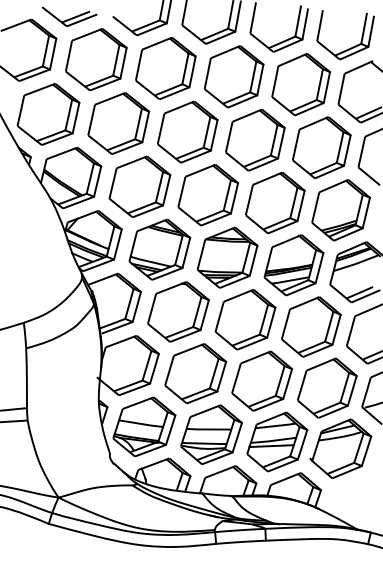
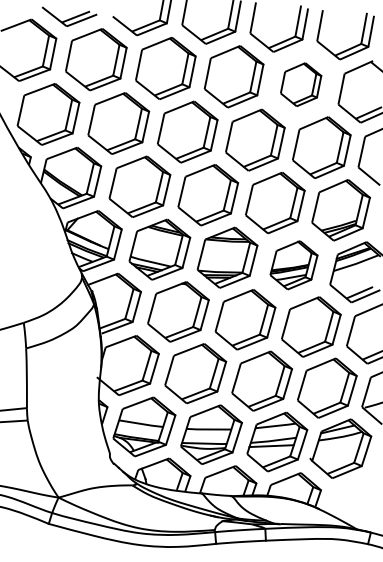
part size: 60x64 px -> 43x45 px (301, 84)
part size: 62x63 px -> 50x51 px (293, 265)
